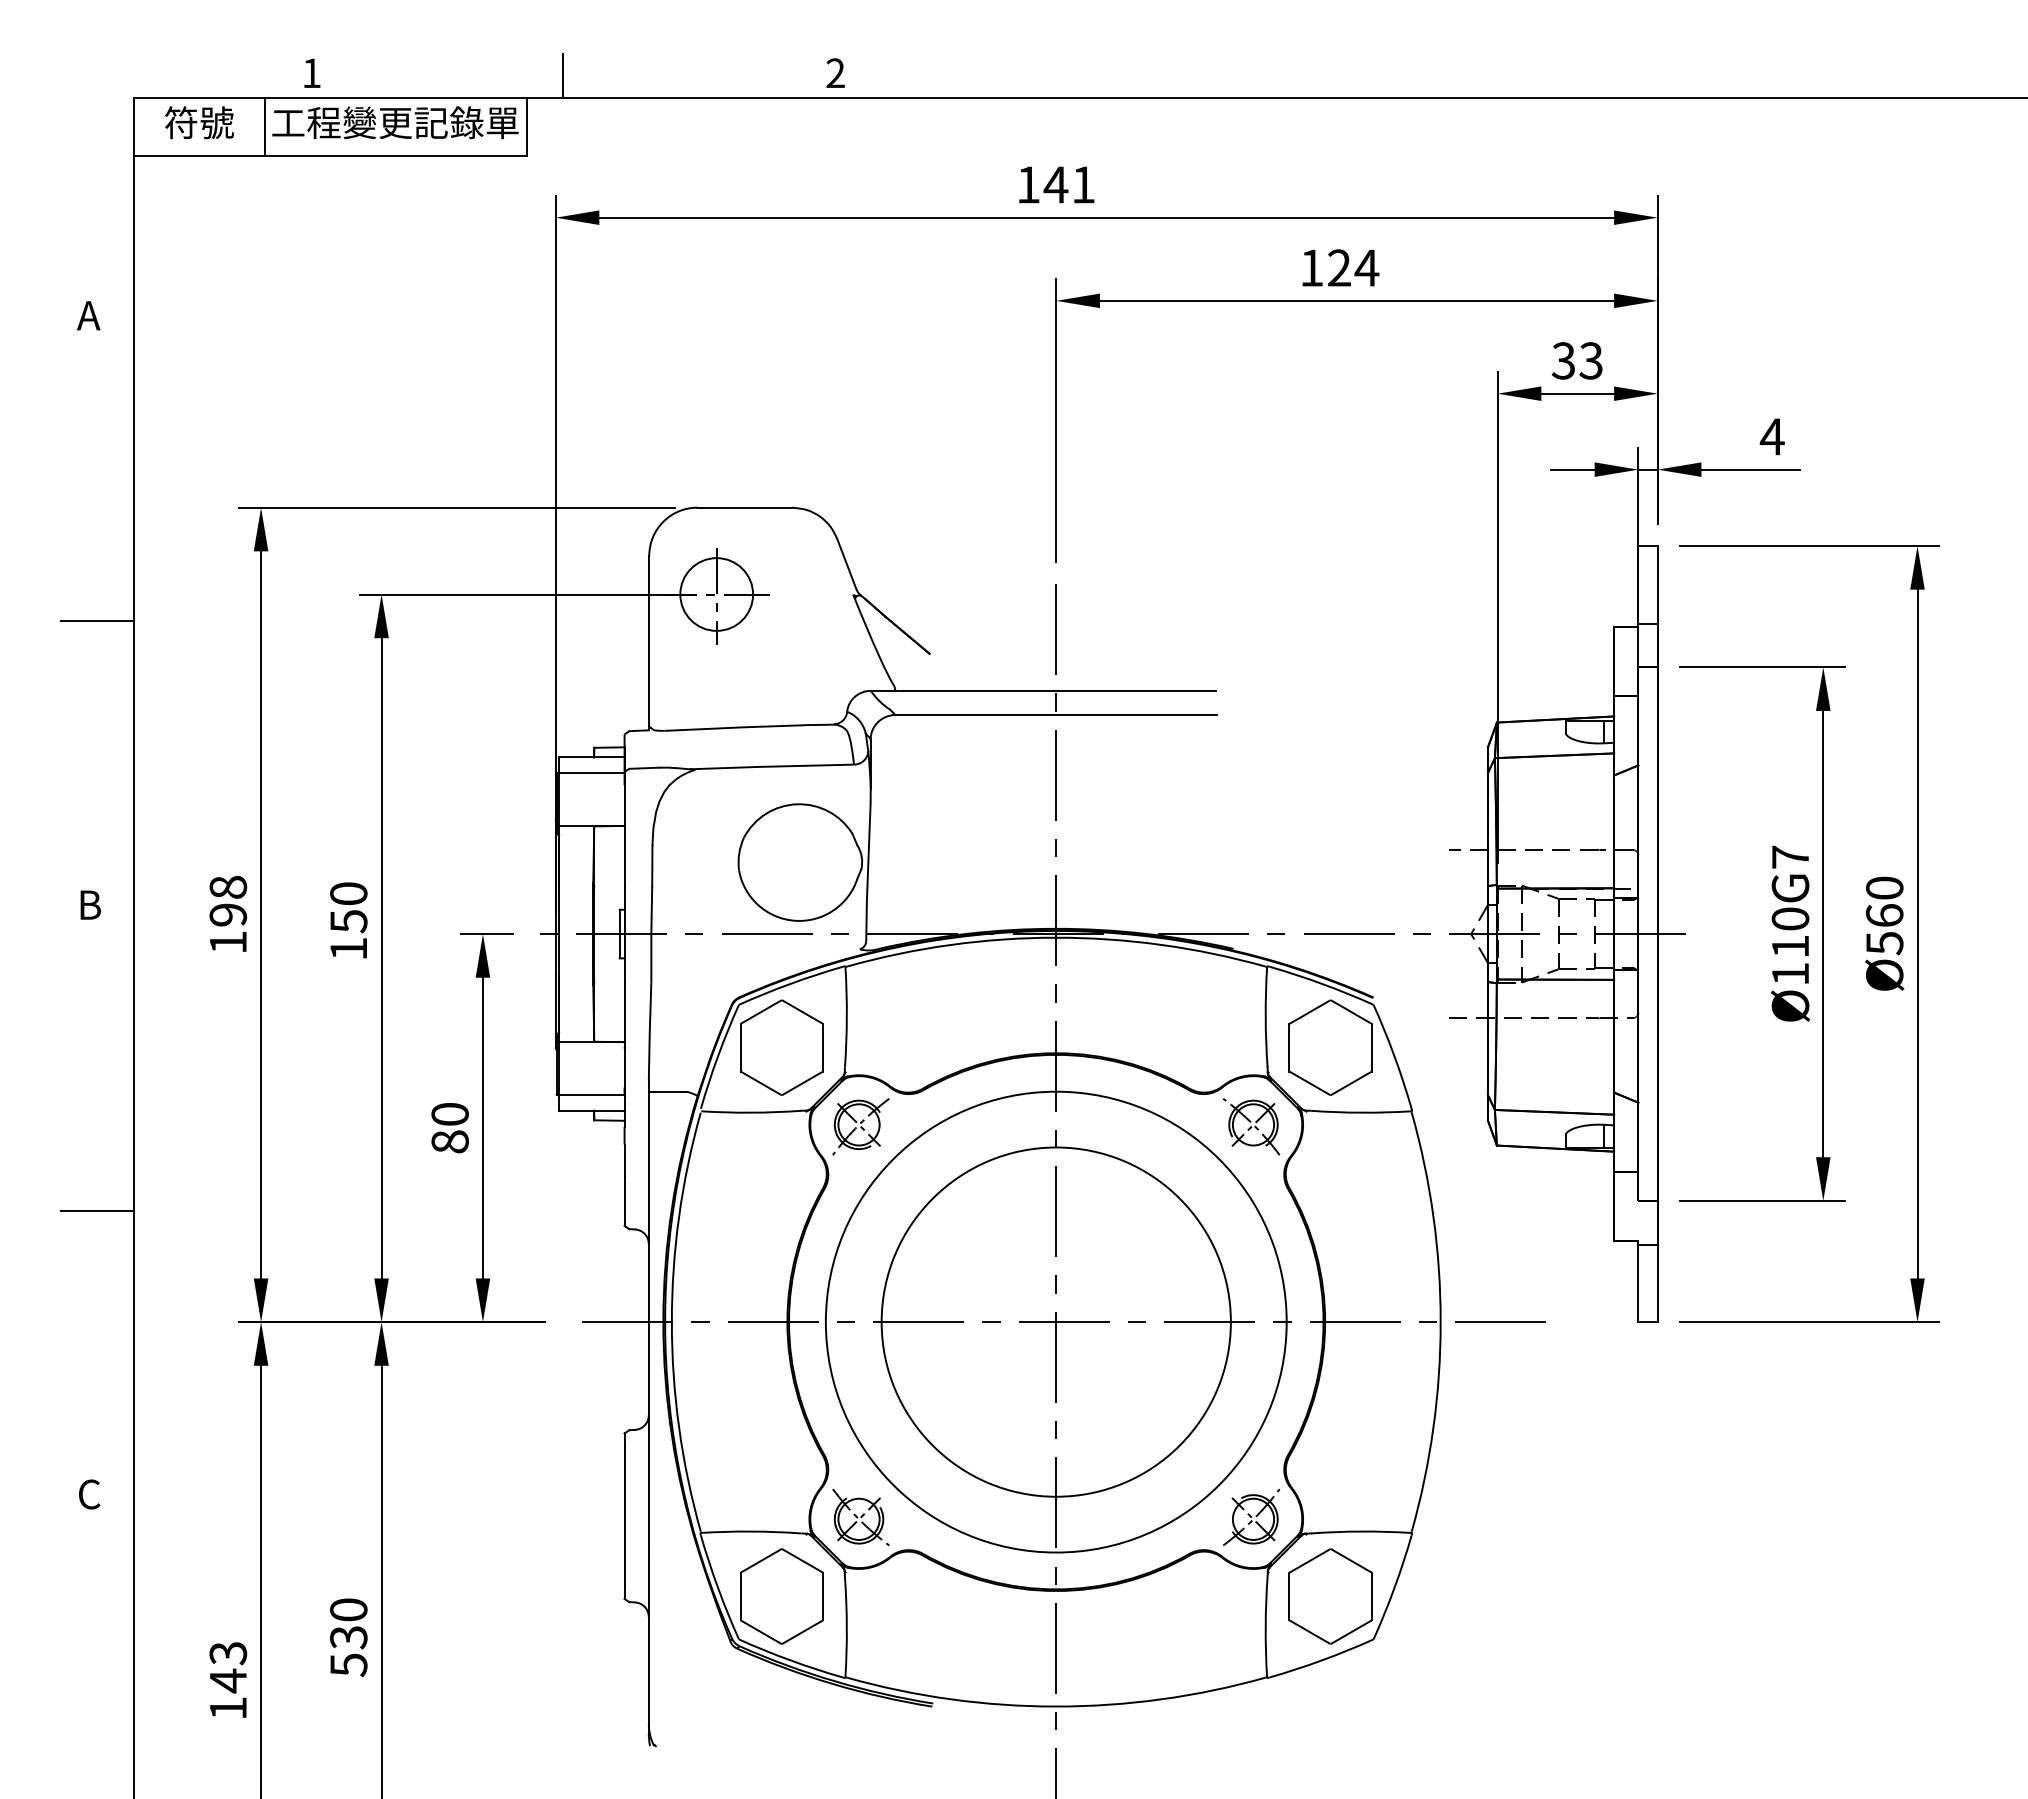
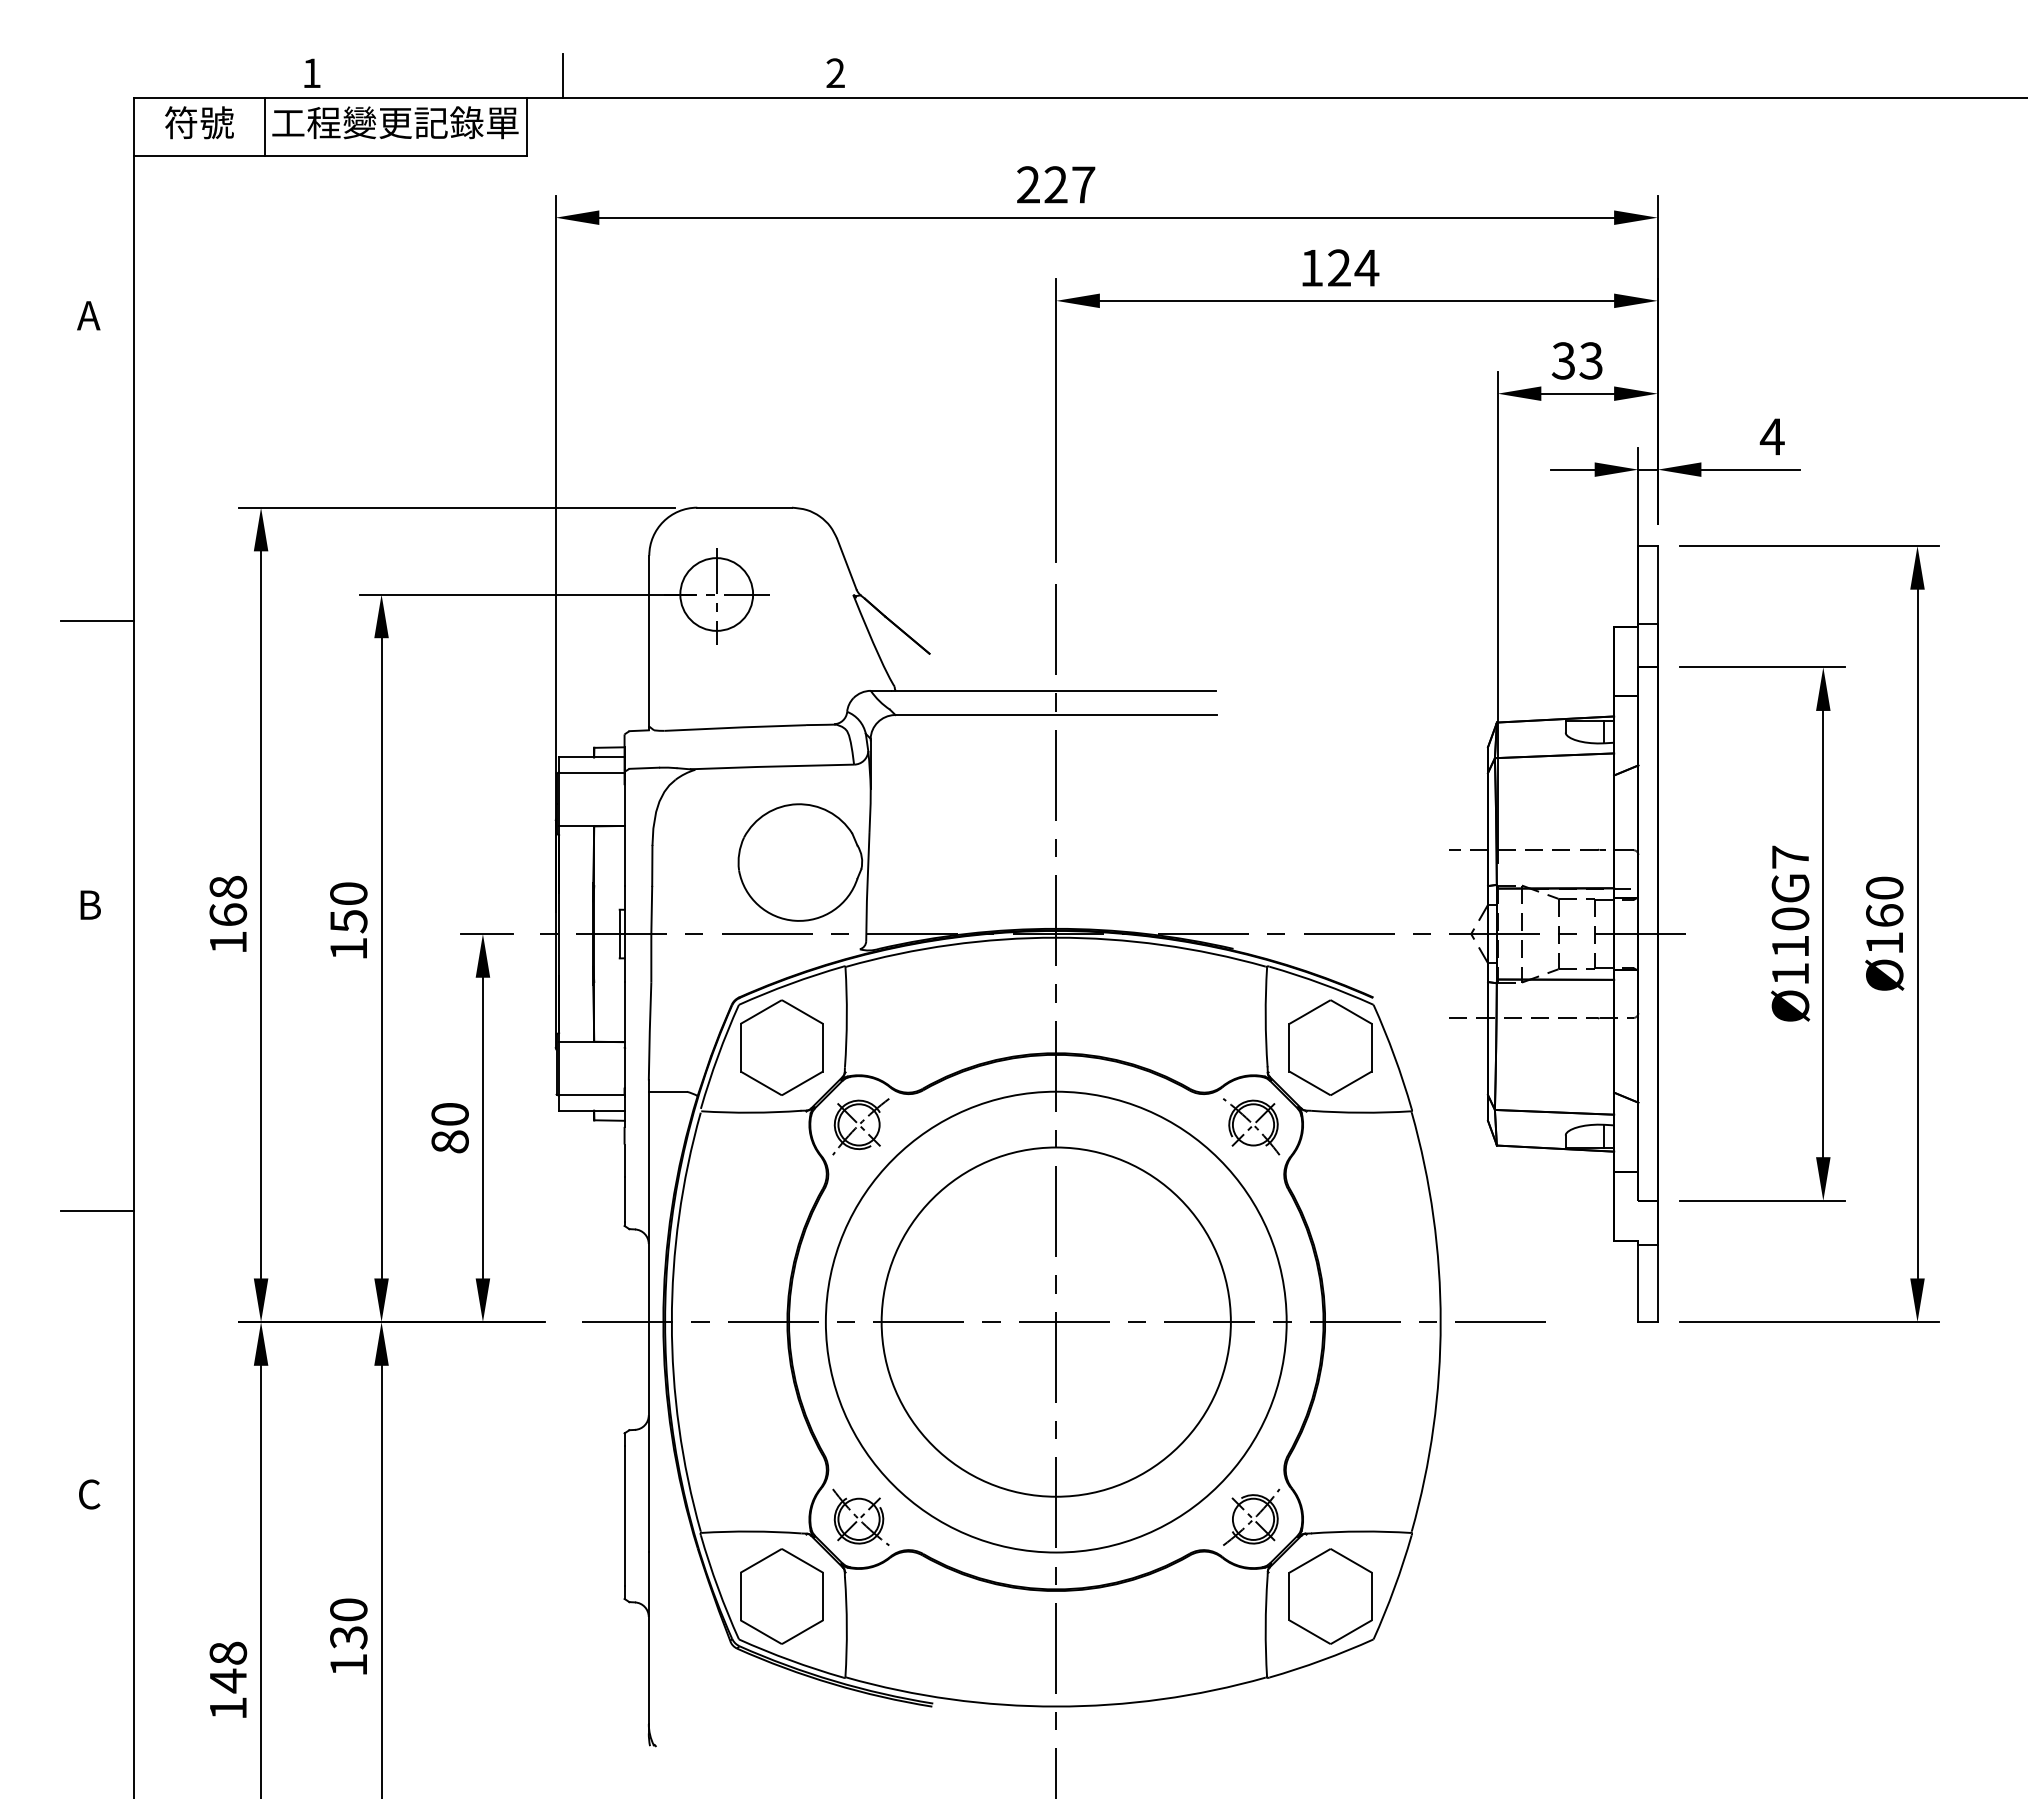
text: 141 -> 227 (1056, 184)
text: 198 -> 168 (228, 914)
text: Ø560 -> Ø160 (1884, 943)
text: 143 -> 148 (228, 1653)
text: 530 -> 130 (348, 1665)
